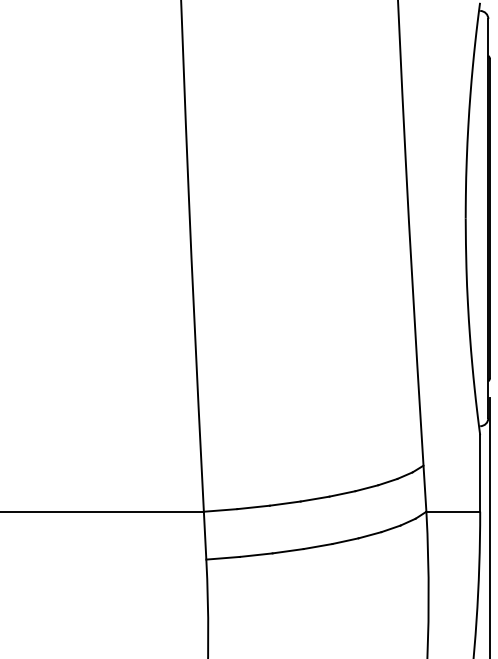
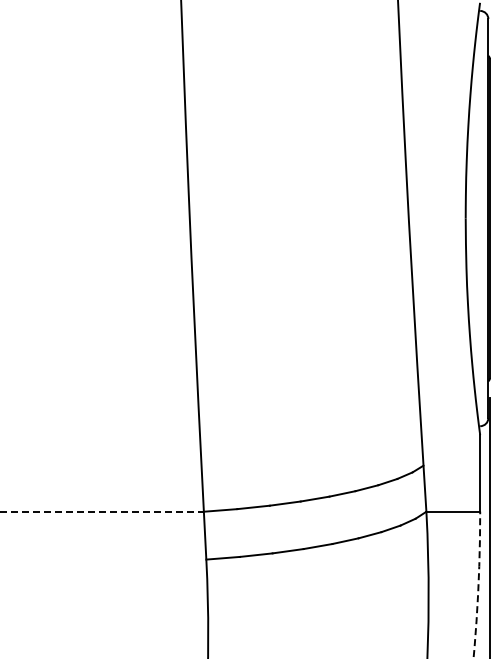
line: solid -> dashed (101, 511)
arc: solid -> dashed (478, 585)
